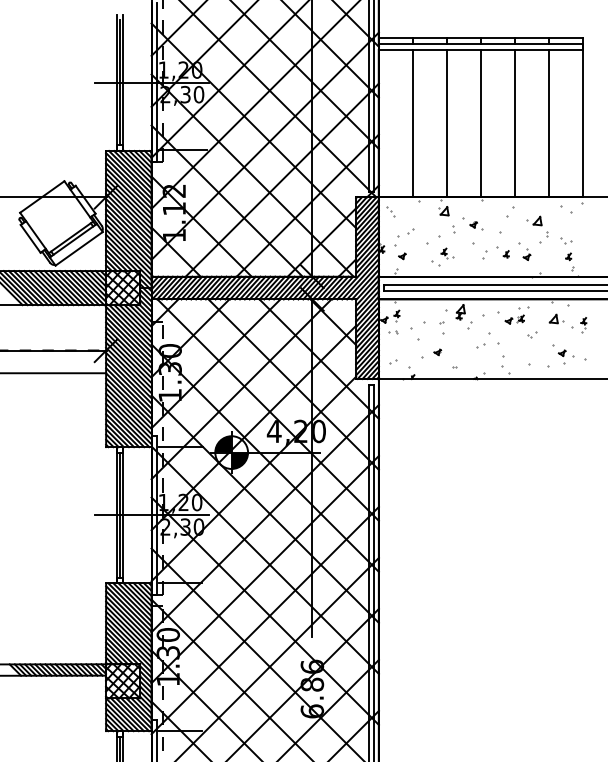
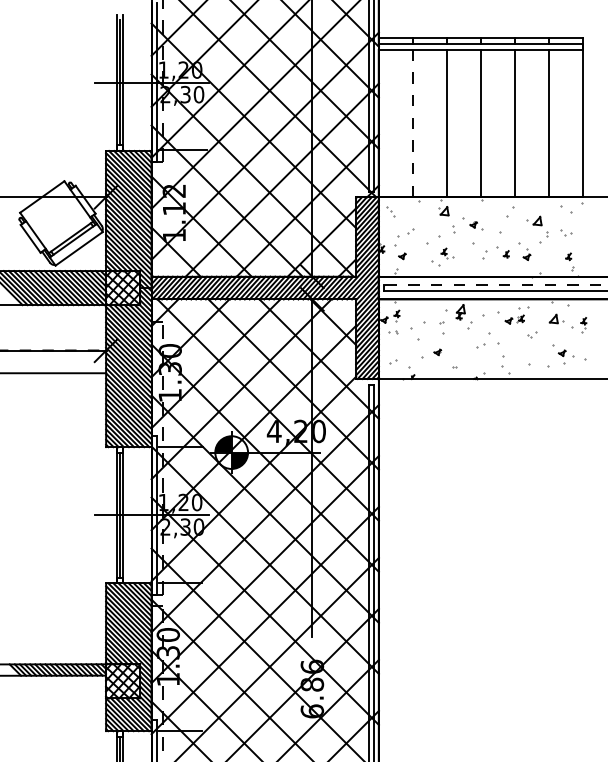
line: solid -> dashed (412, 123)
part position: (566, 240) -> (566, 232) (566, 232)
line: solid -> dashed (495, 285)
